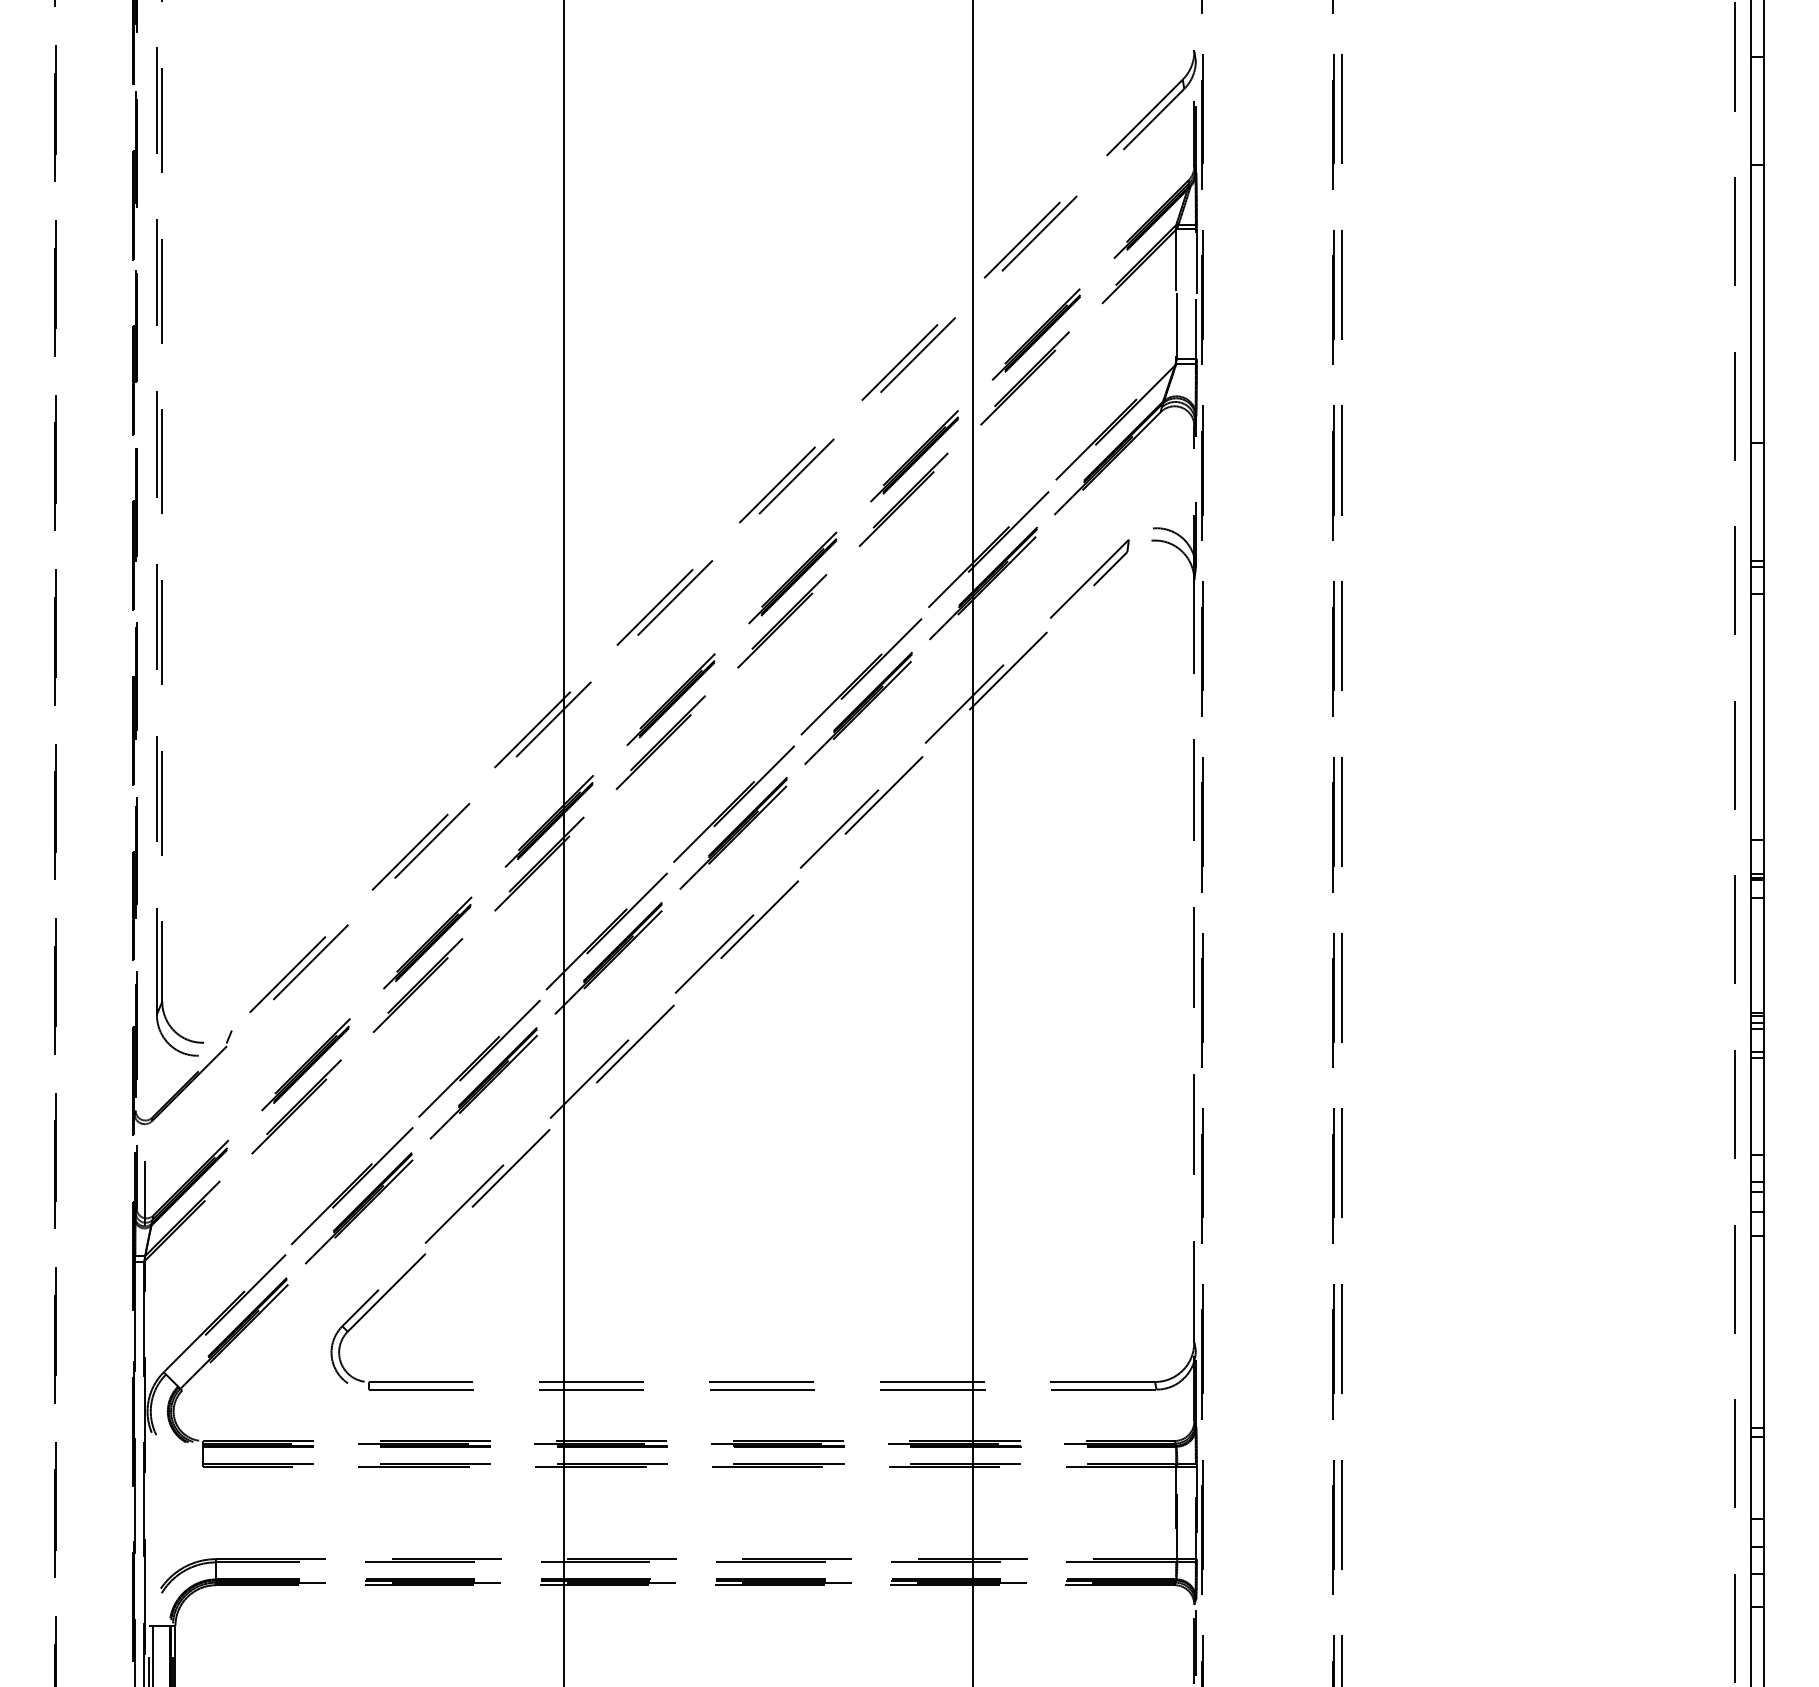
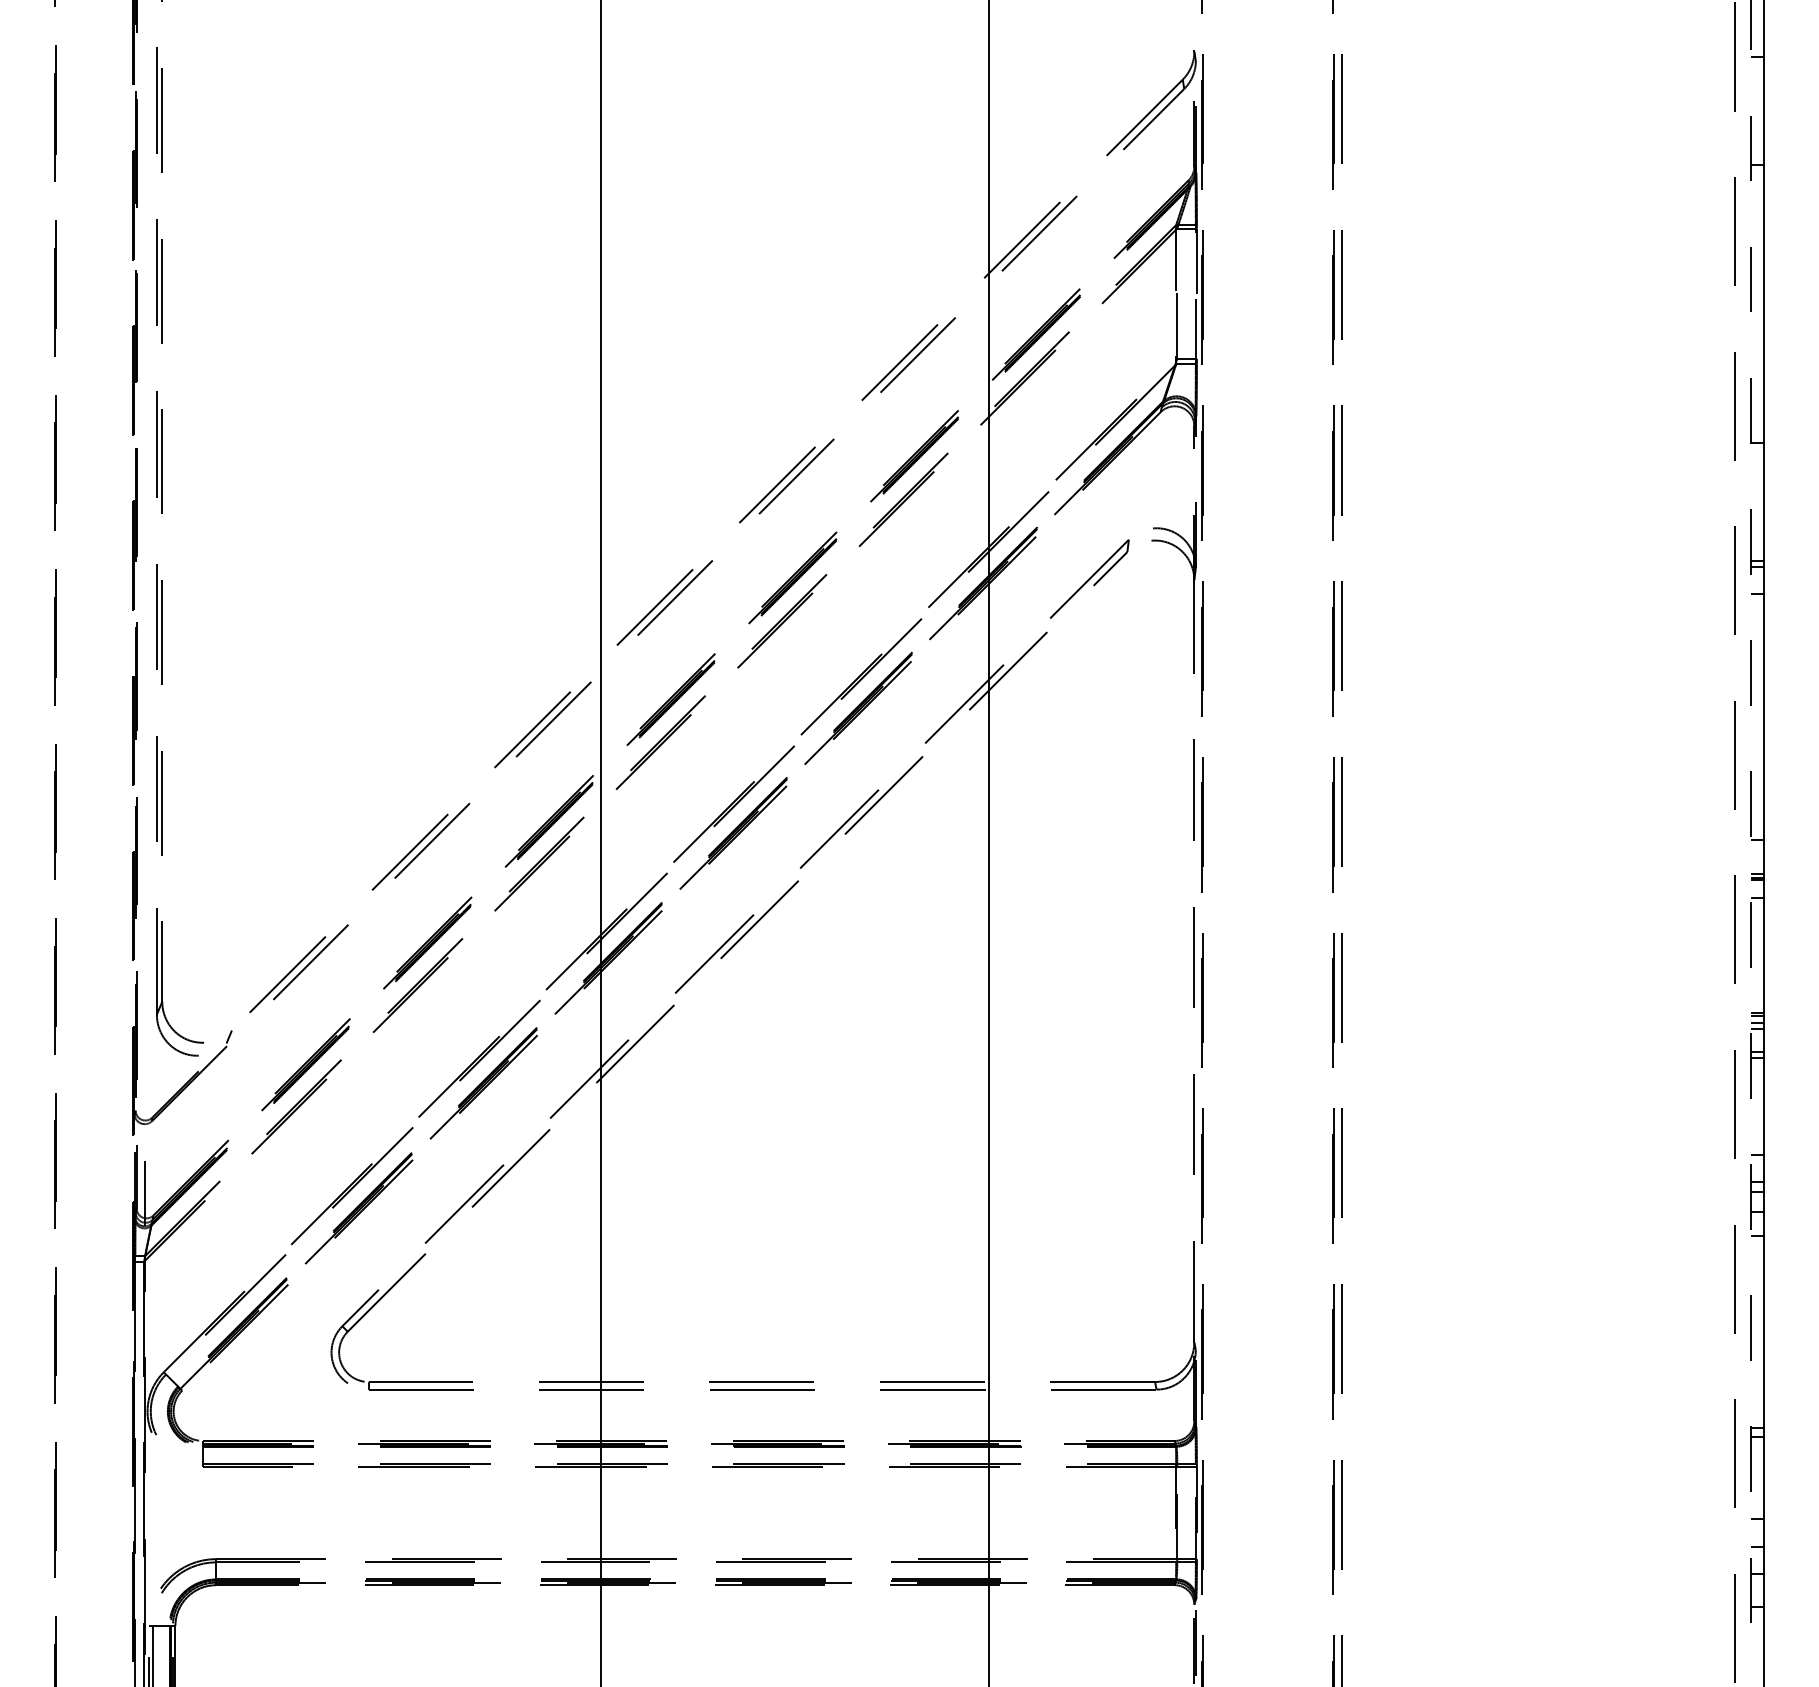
line position: (563, 842) -> (600, 842) (600, 842)
line position: (973, 842) -> (989, 842) (989, 842)
line: solid -> dashed (1751, 843)
